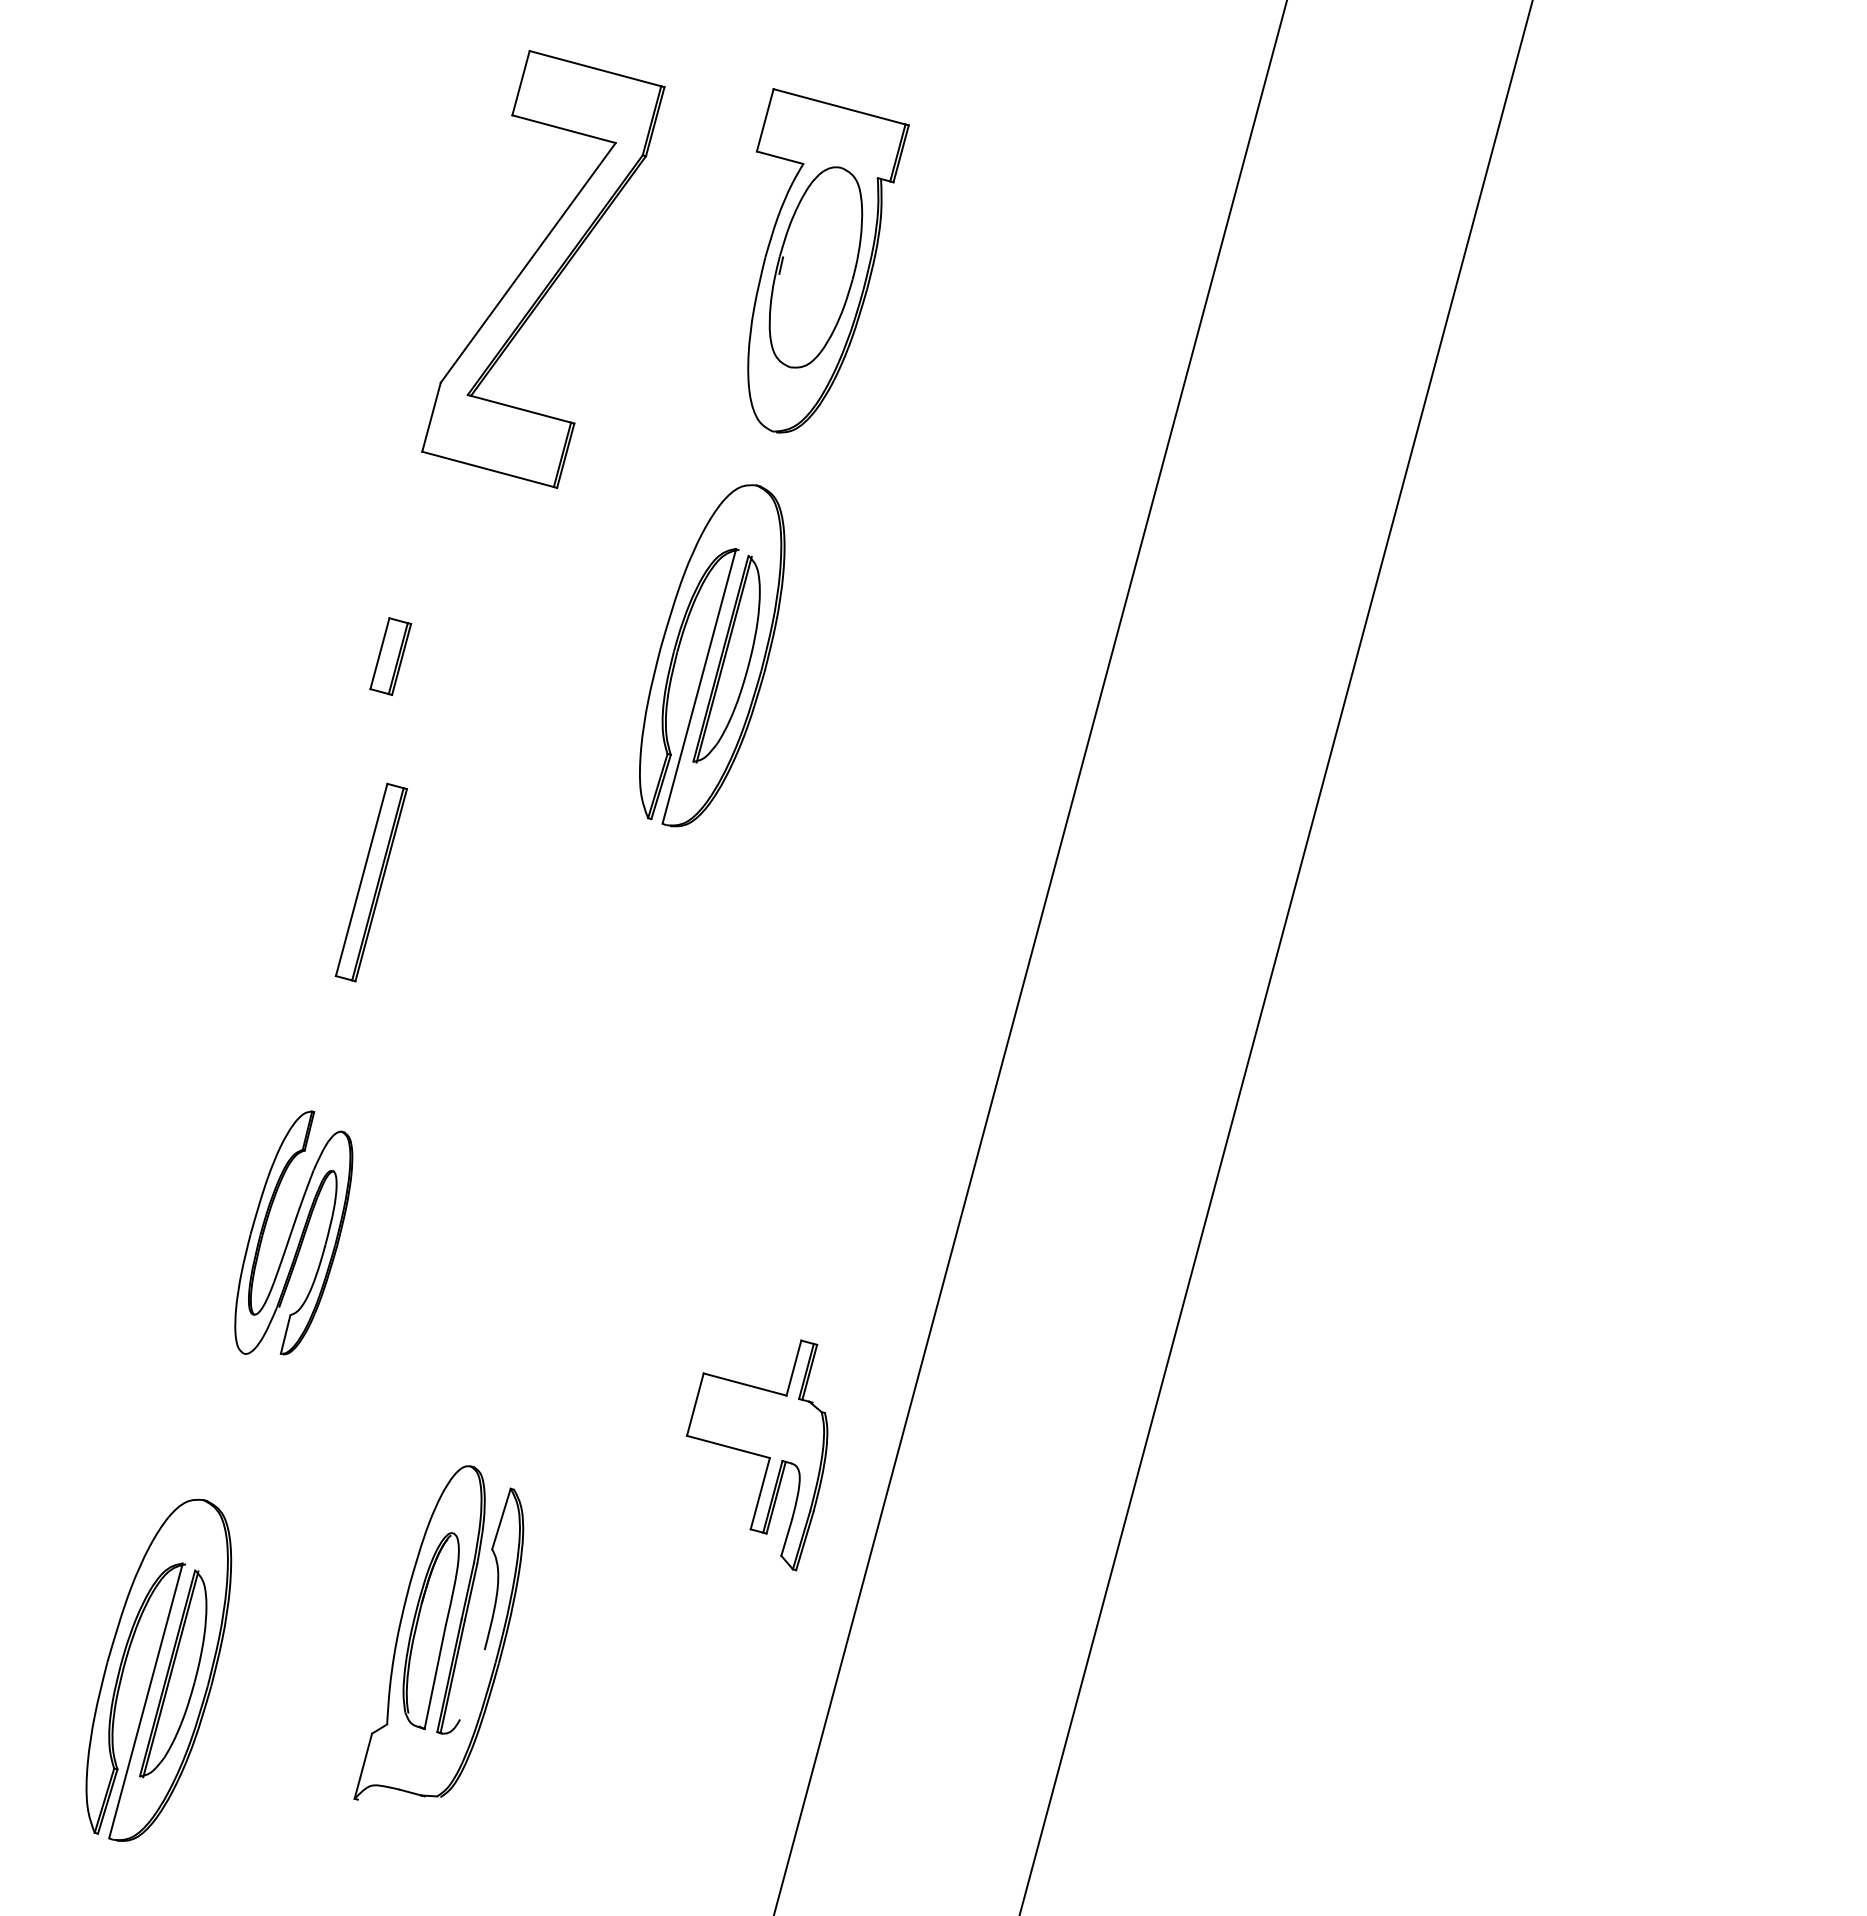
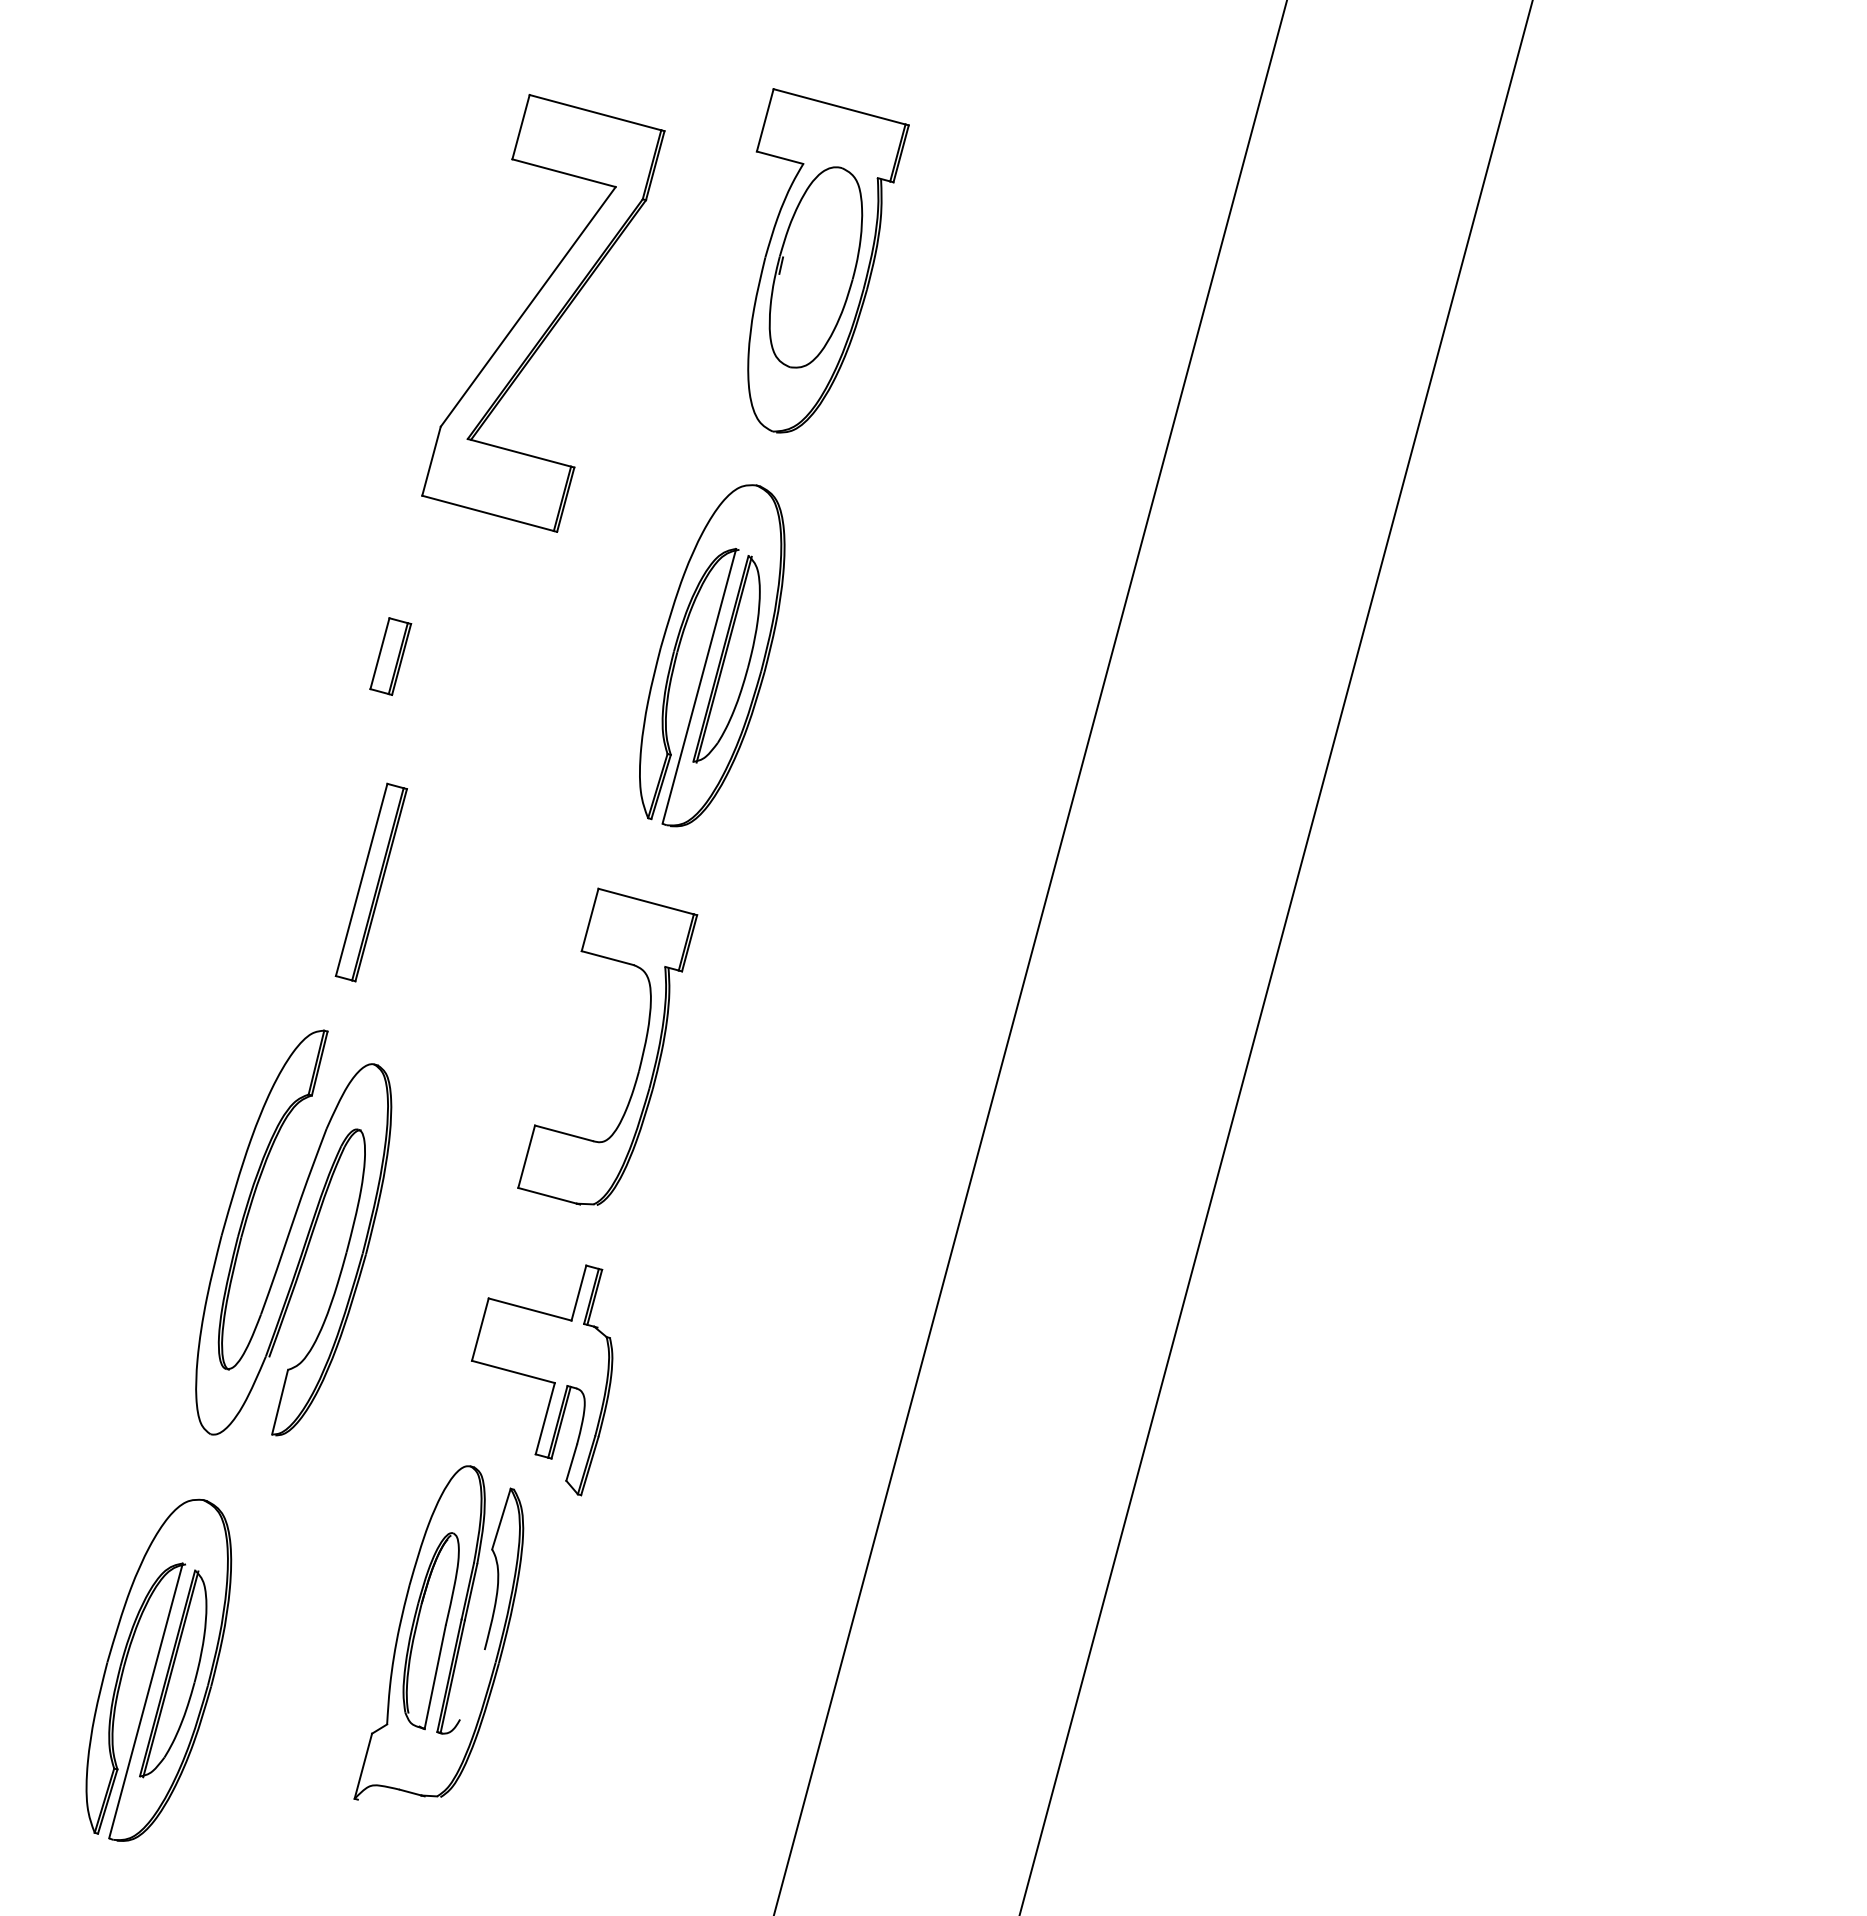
part position: (543, 269) -> (543, 313) (543, 313)
part: none -> present (641, 1055)
part size: 120x246 px -> 198x408 px (293, 1232)
part position: (757, 1455) -> (542, 1380) (542, 1380)
